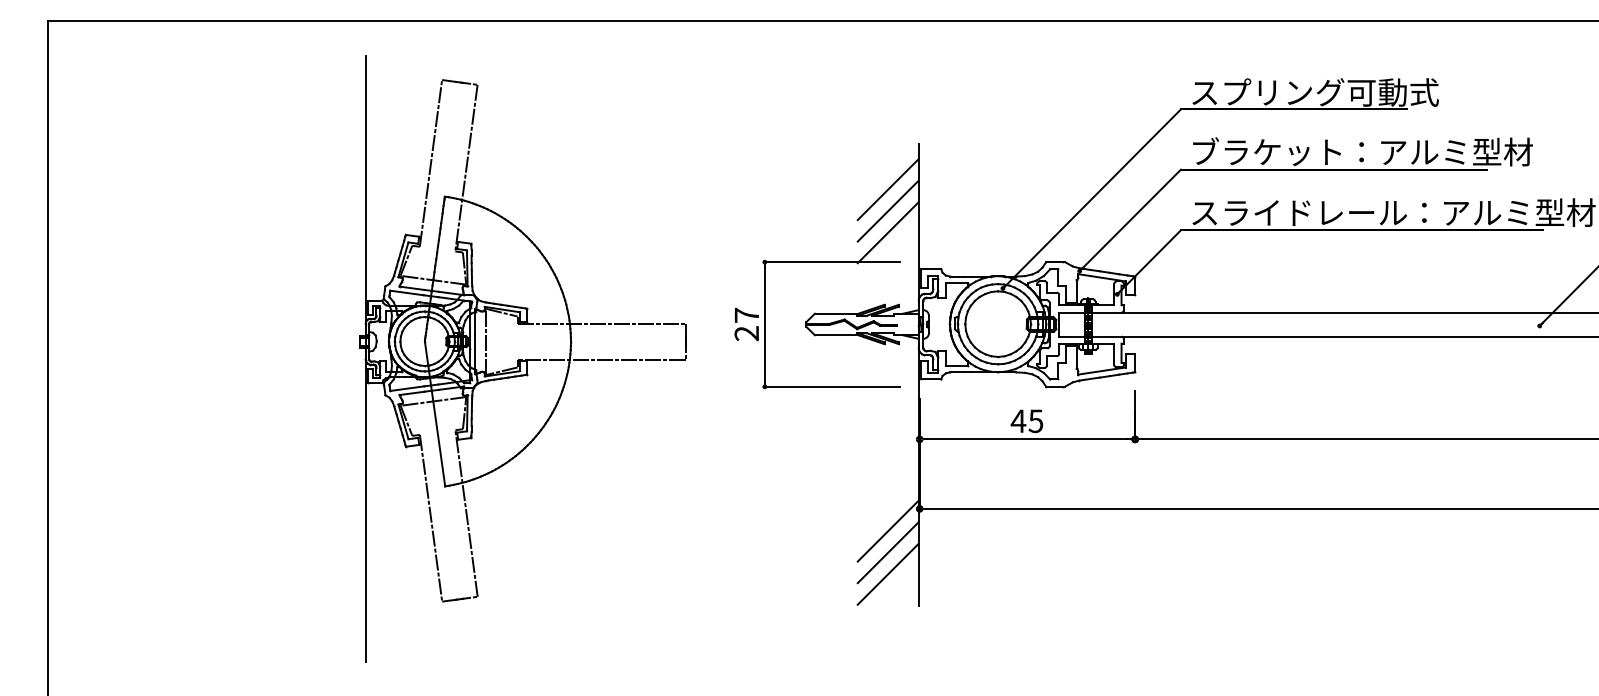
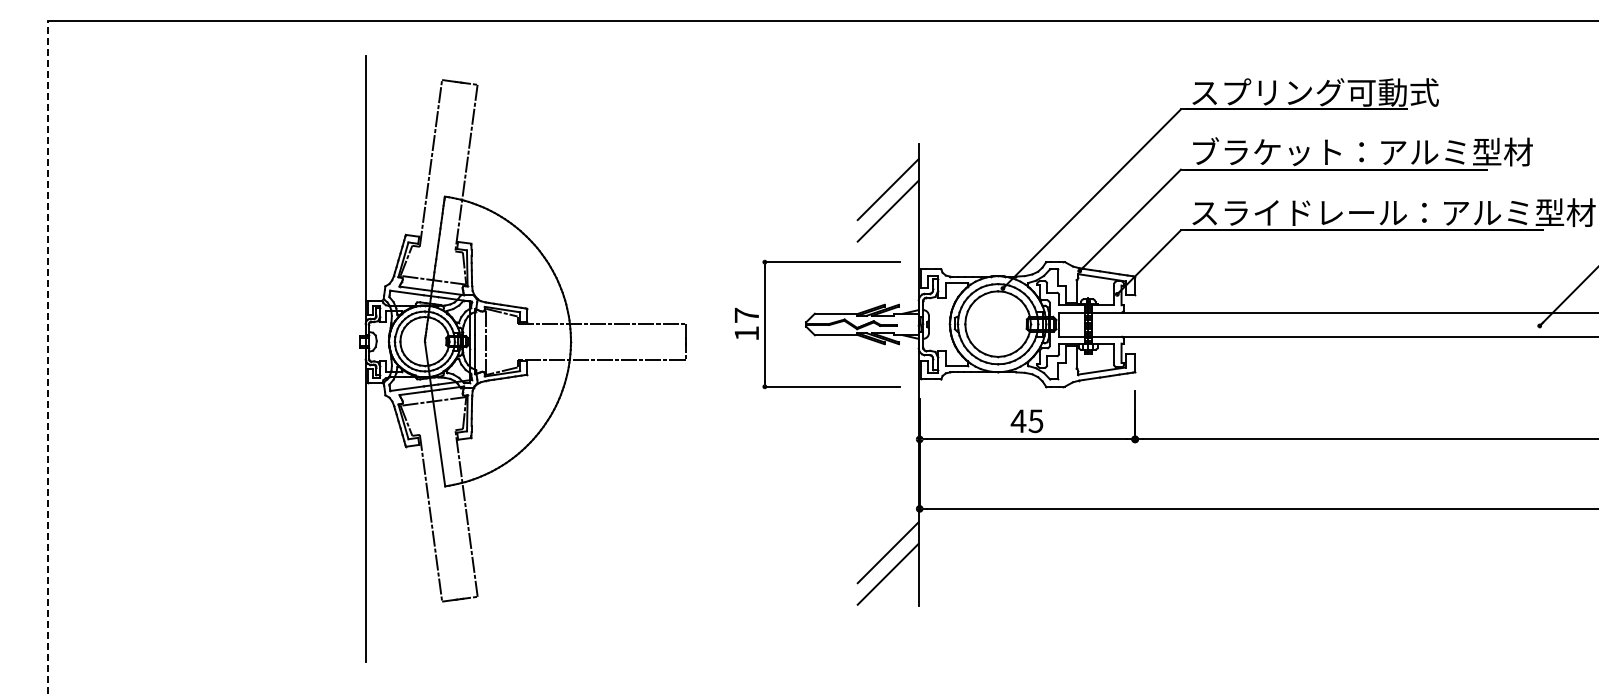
line: present -> none (887, 232)
text: 27 -> 17 (746, 333)
line: solid -> dashed (47, 358)
line: present -> none (887, 530)
